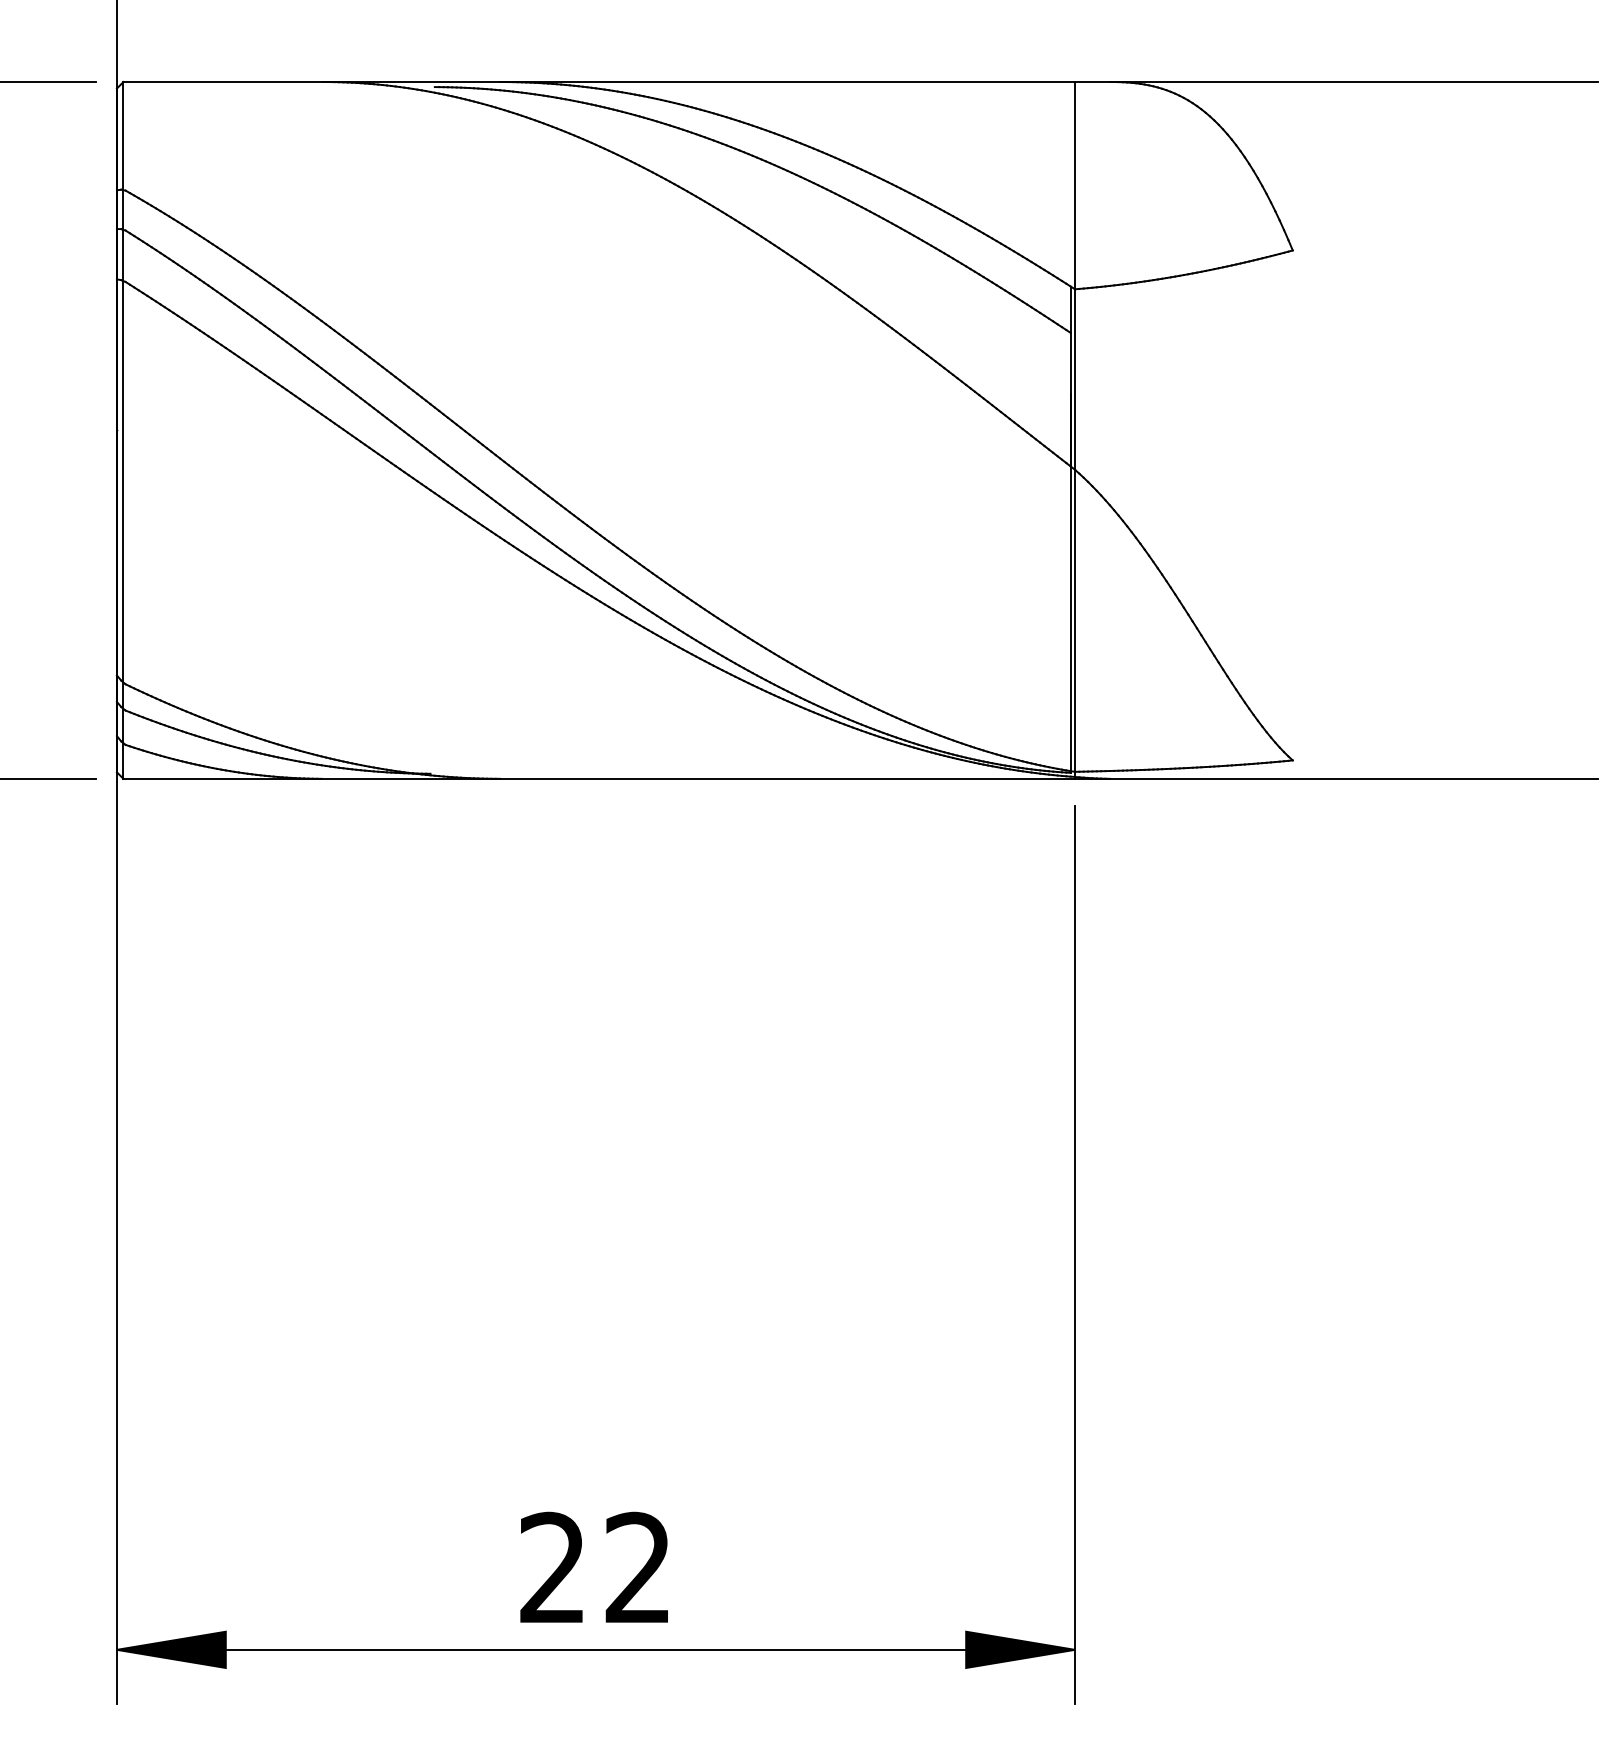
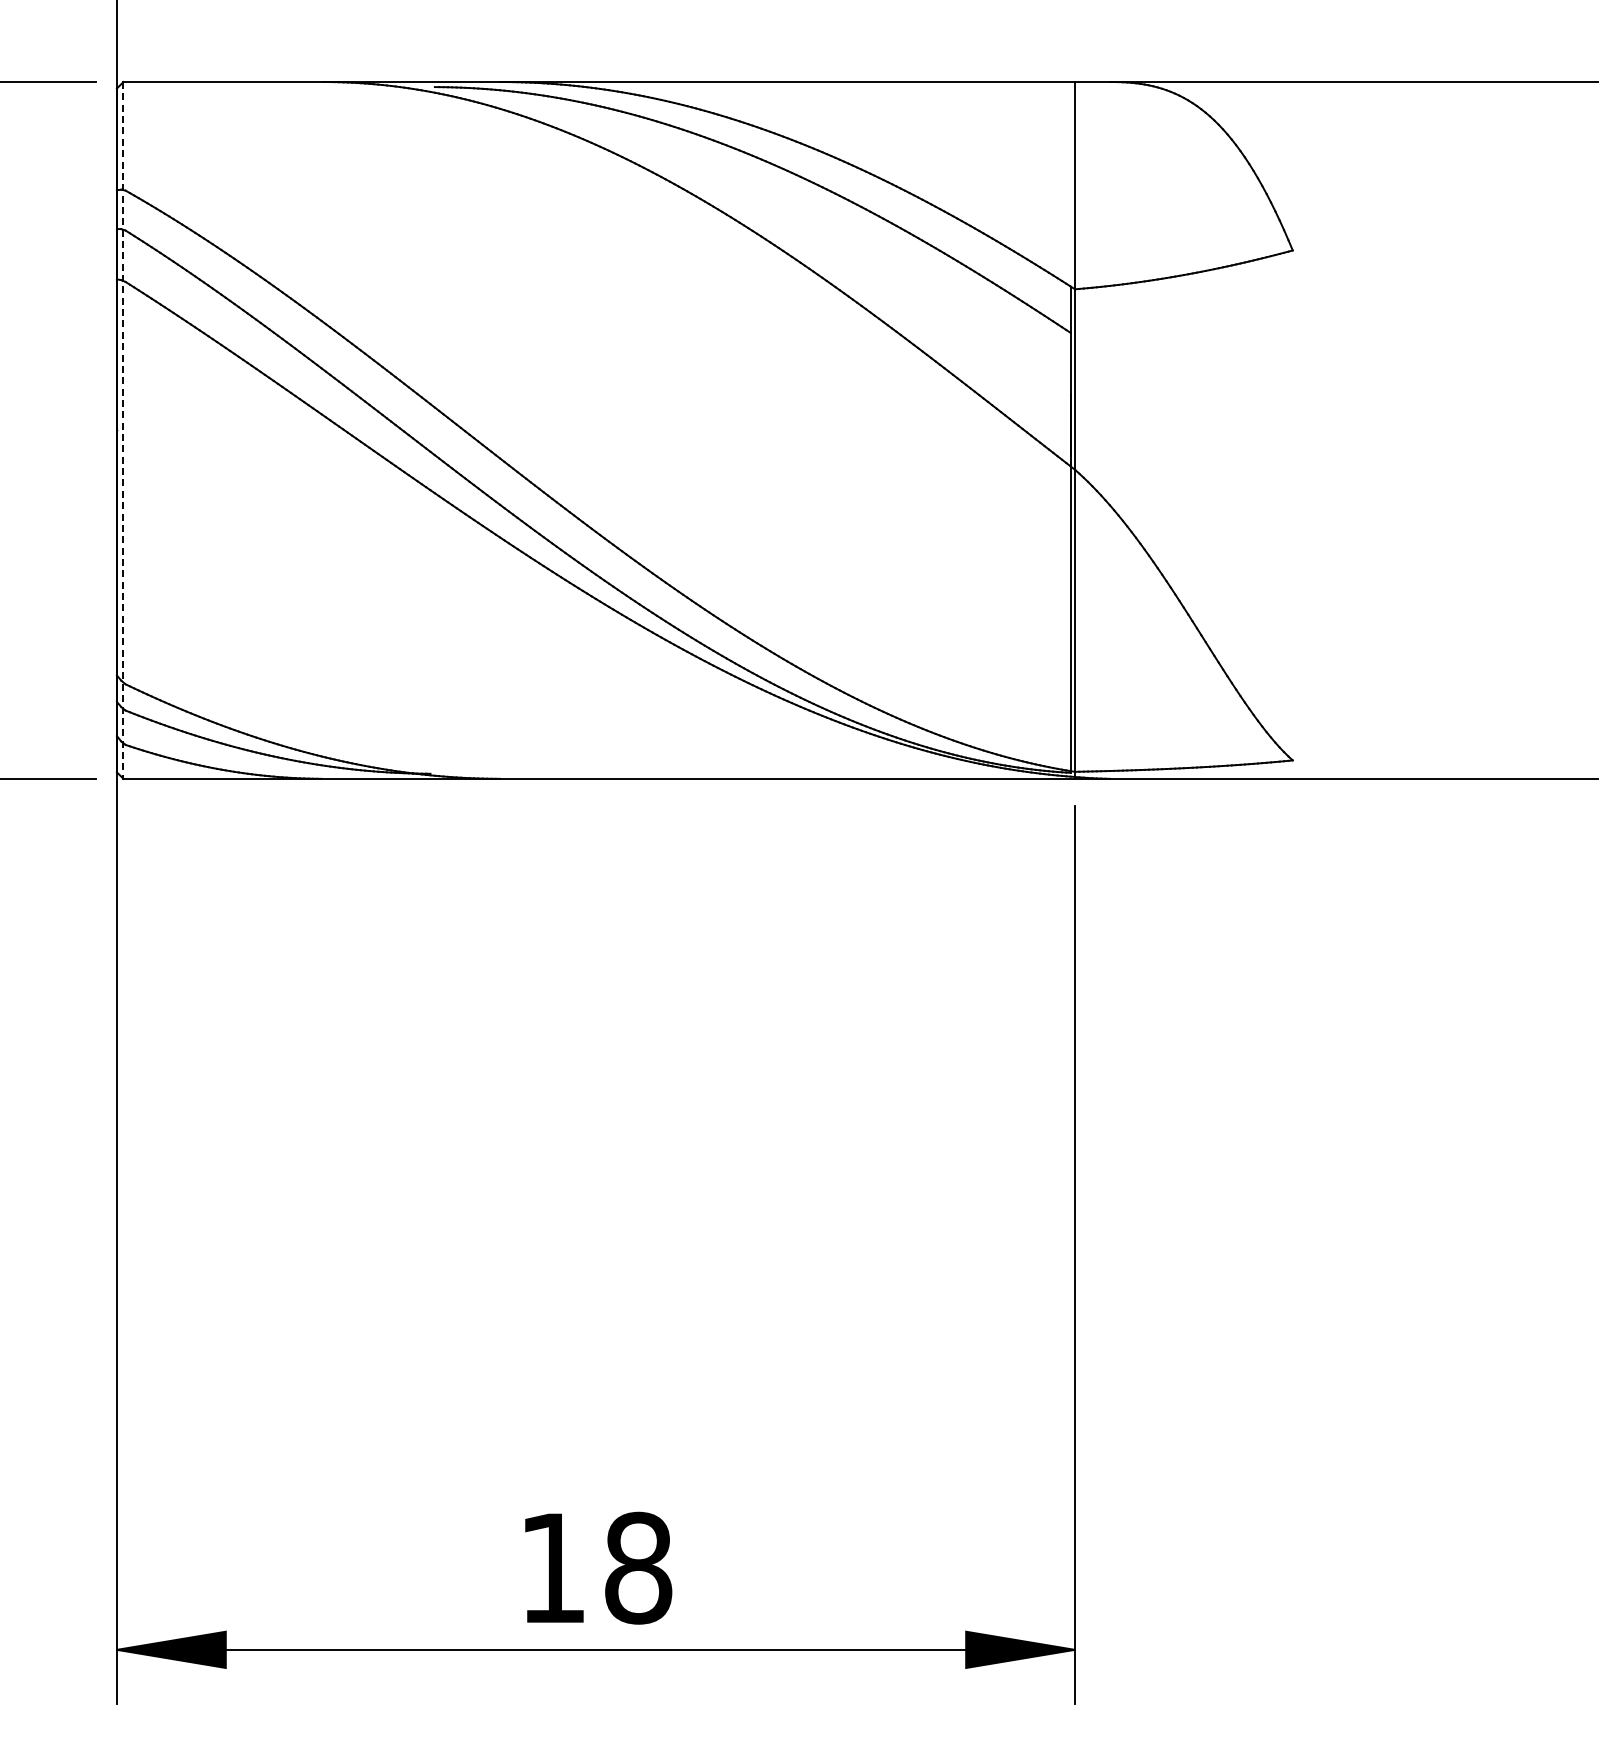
line: solid -> dashed (123, 430)
text: 22 -> 18 (596, 1567)
